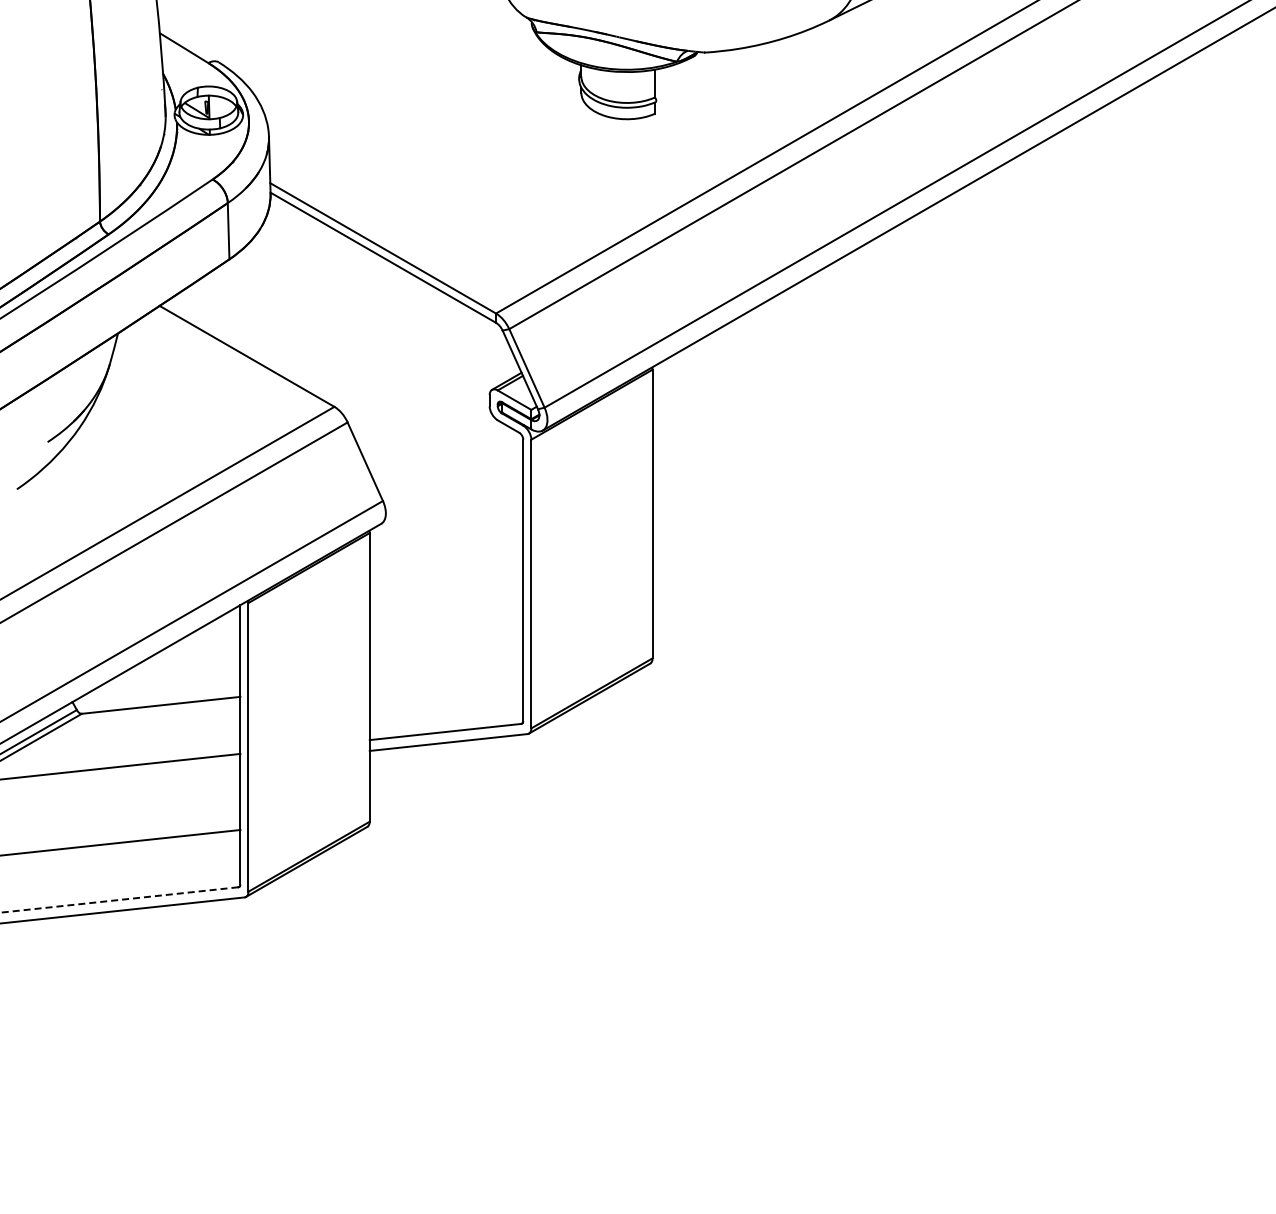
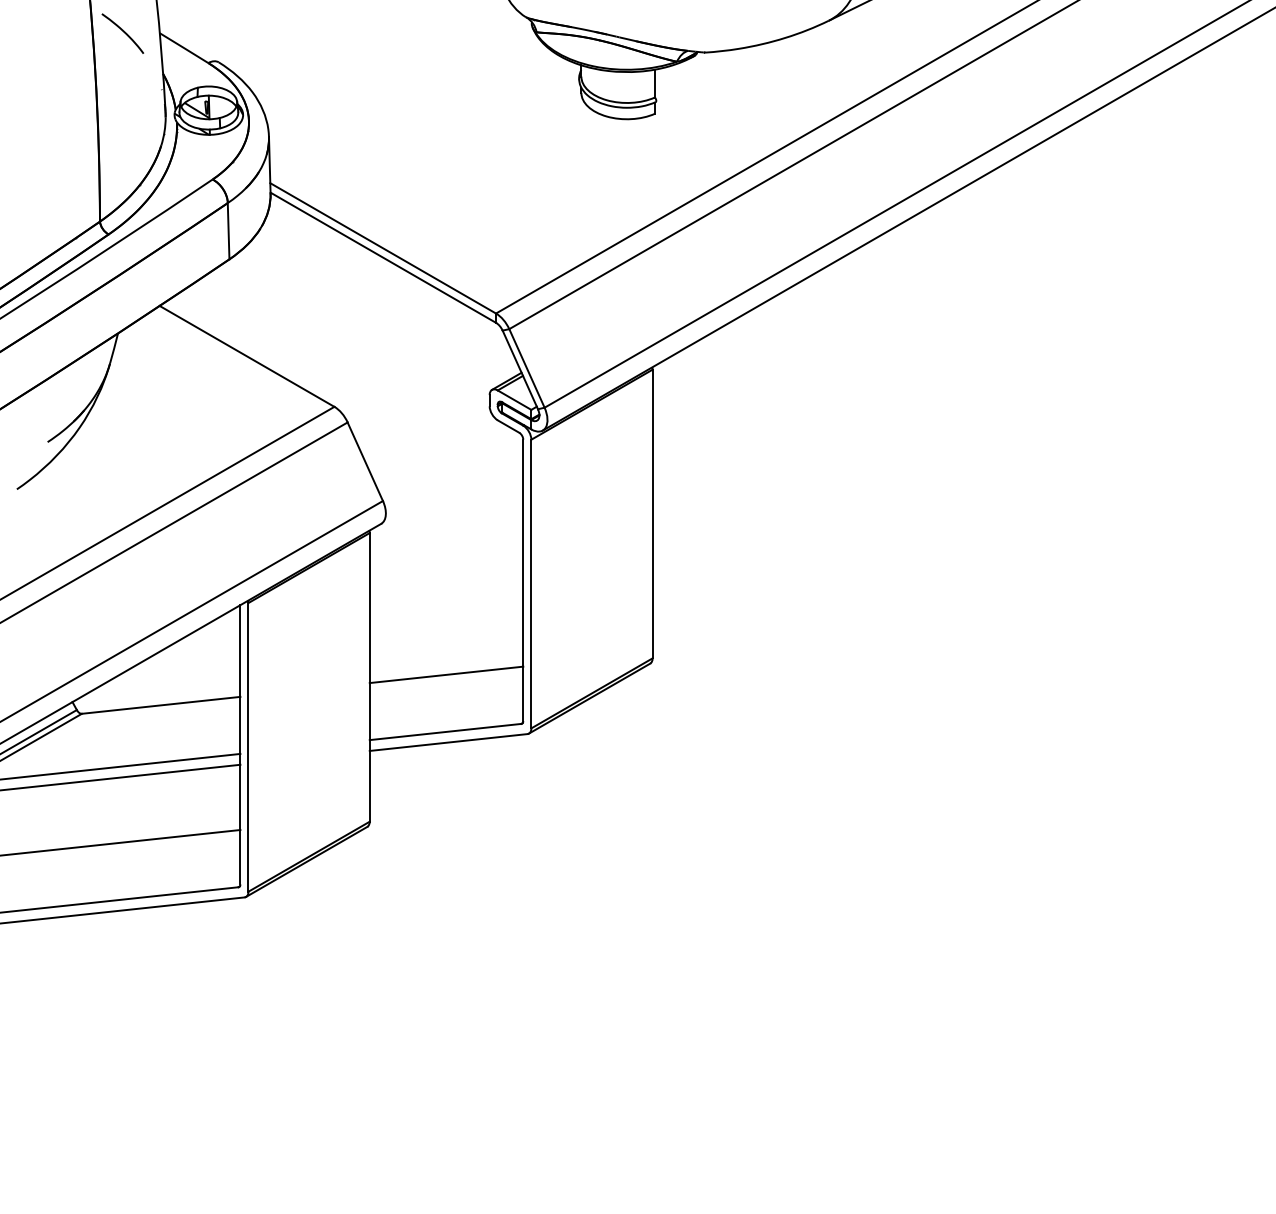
curve: none -> present (123, 32)
line: none -> present (446, 674)
line: none -> present (121, 777)
line: dashed -> solid (119, 900)
